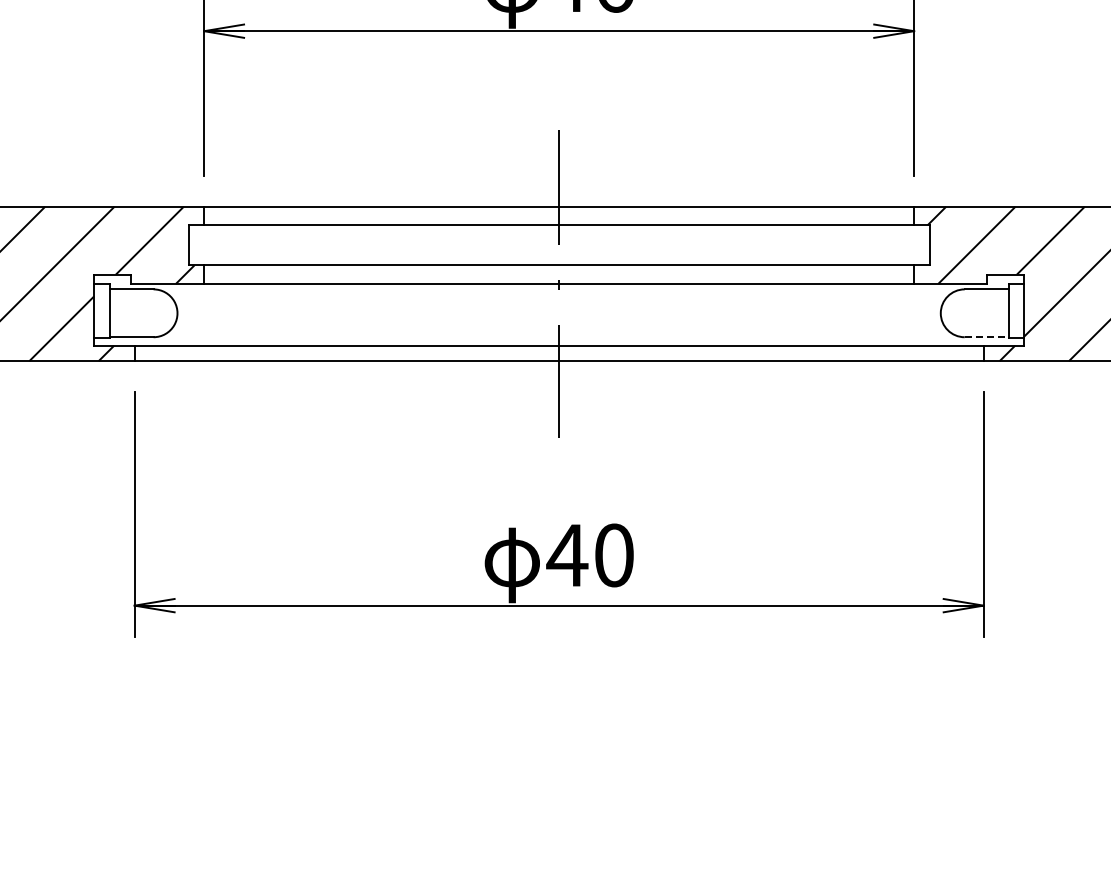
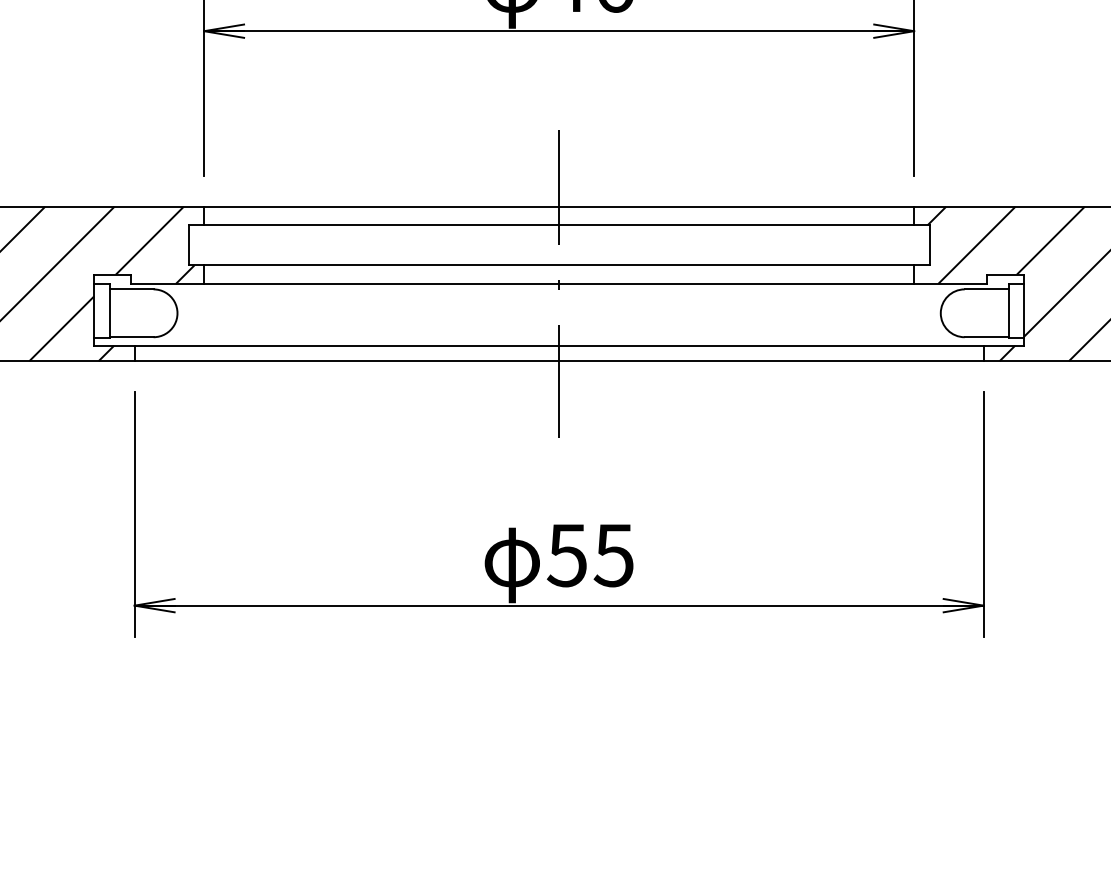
line: dashed -> solid (986, 337)
text: 40 -> 55 (589, 555)
